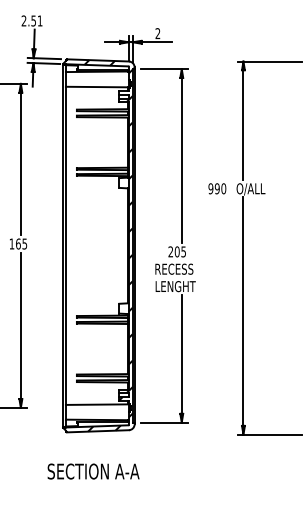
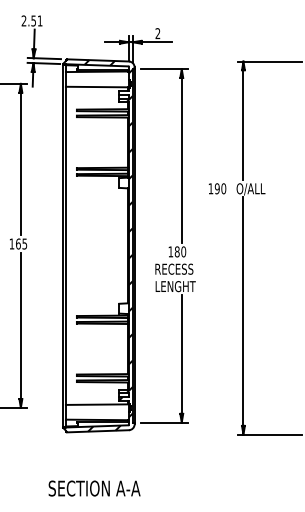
text: 990 -> 190 (210, 188)
text: 205 -> 180 (177, 251)
text position: (93, 471) -> (94, 488) (94, 488)
